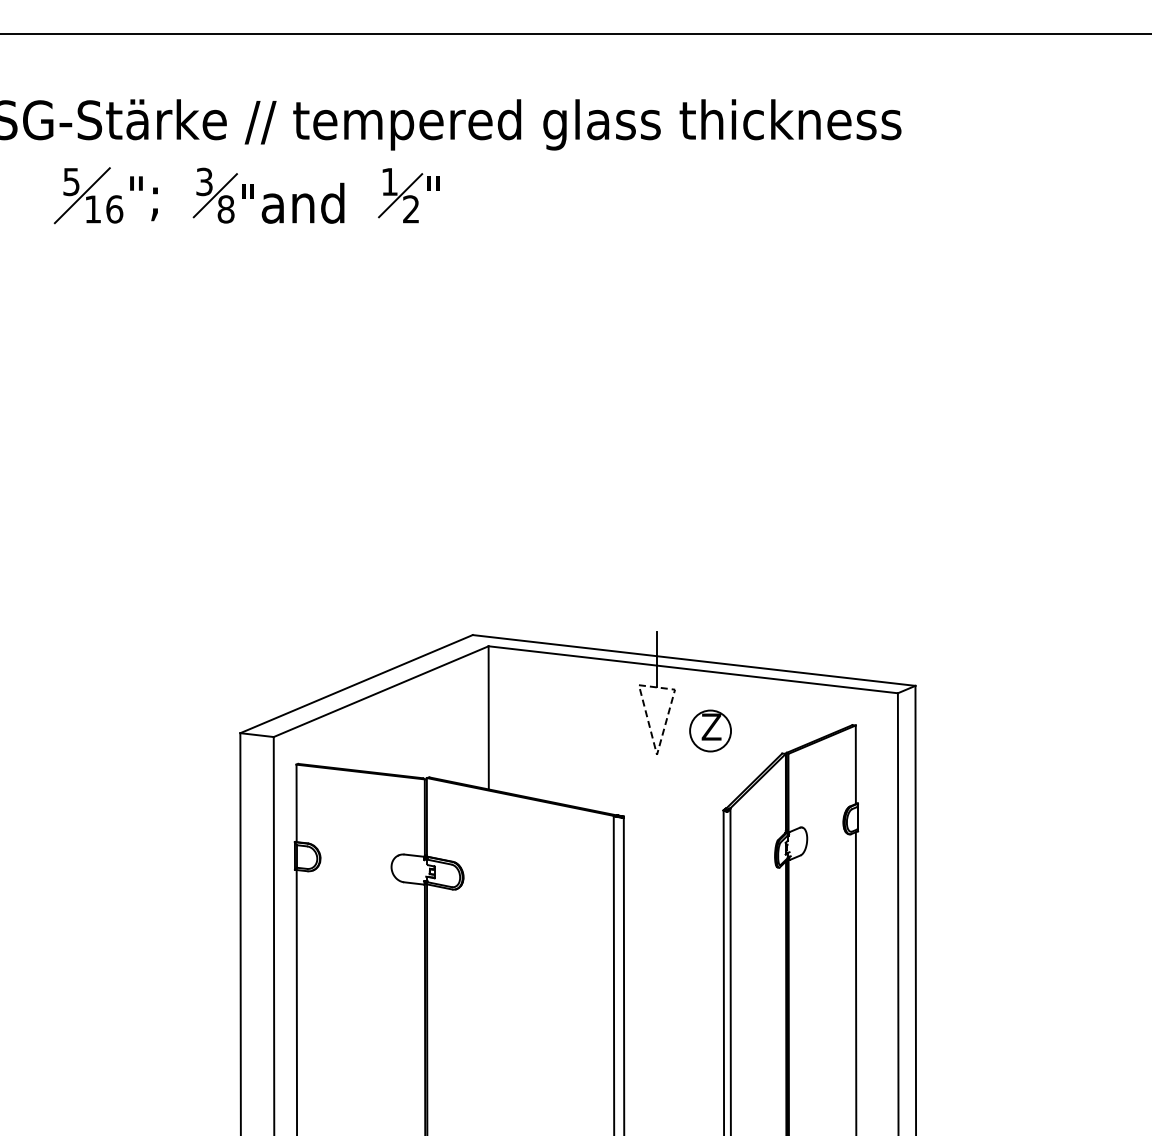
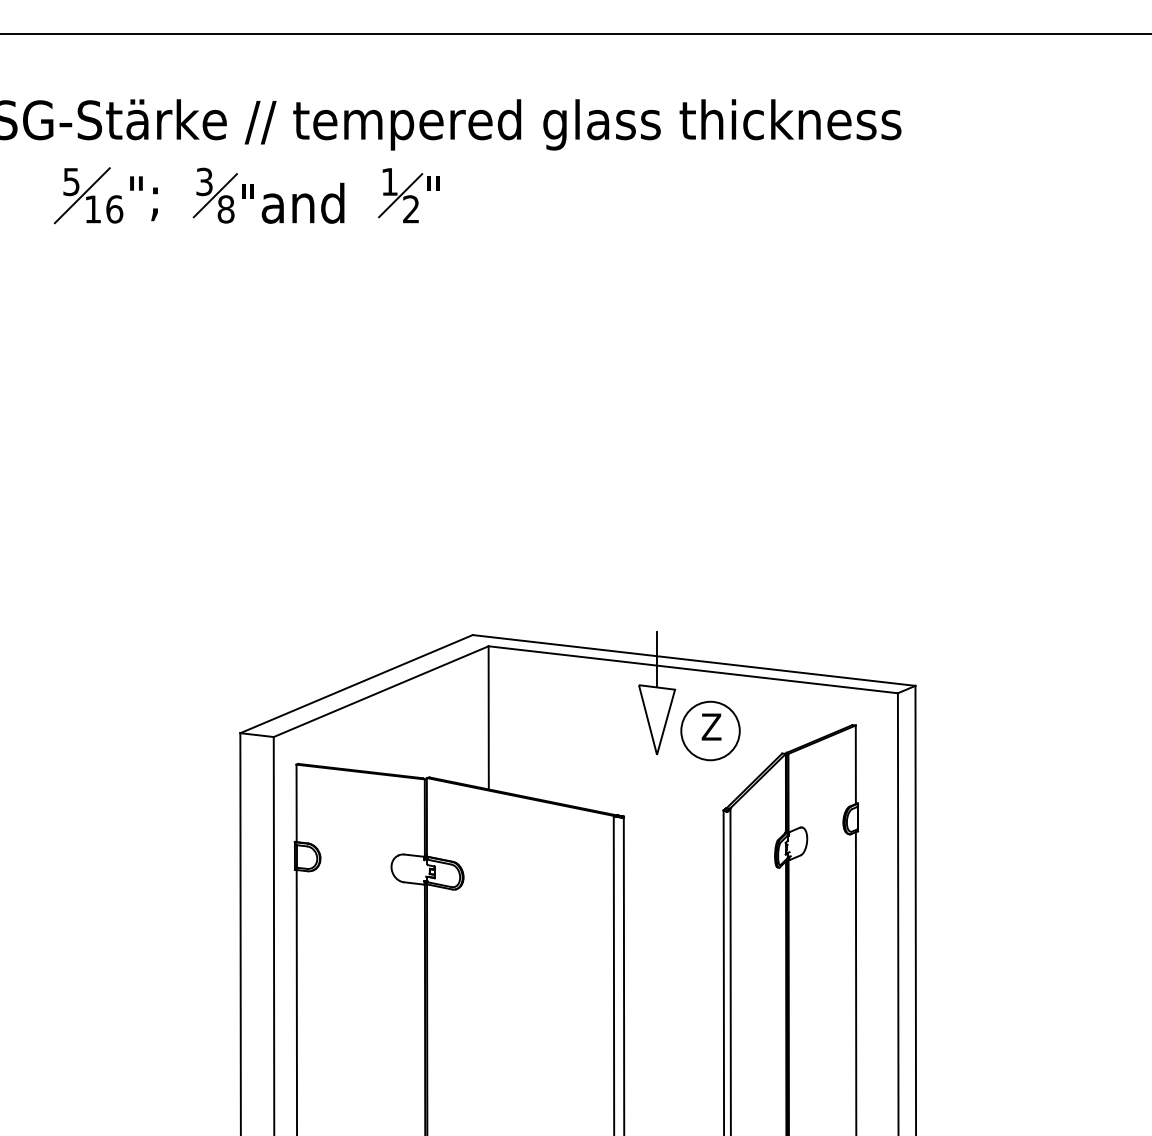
circle diameter: 41 px -> 58 px (710, 730)
line: dashed -> solid (661, 739)
